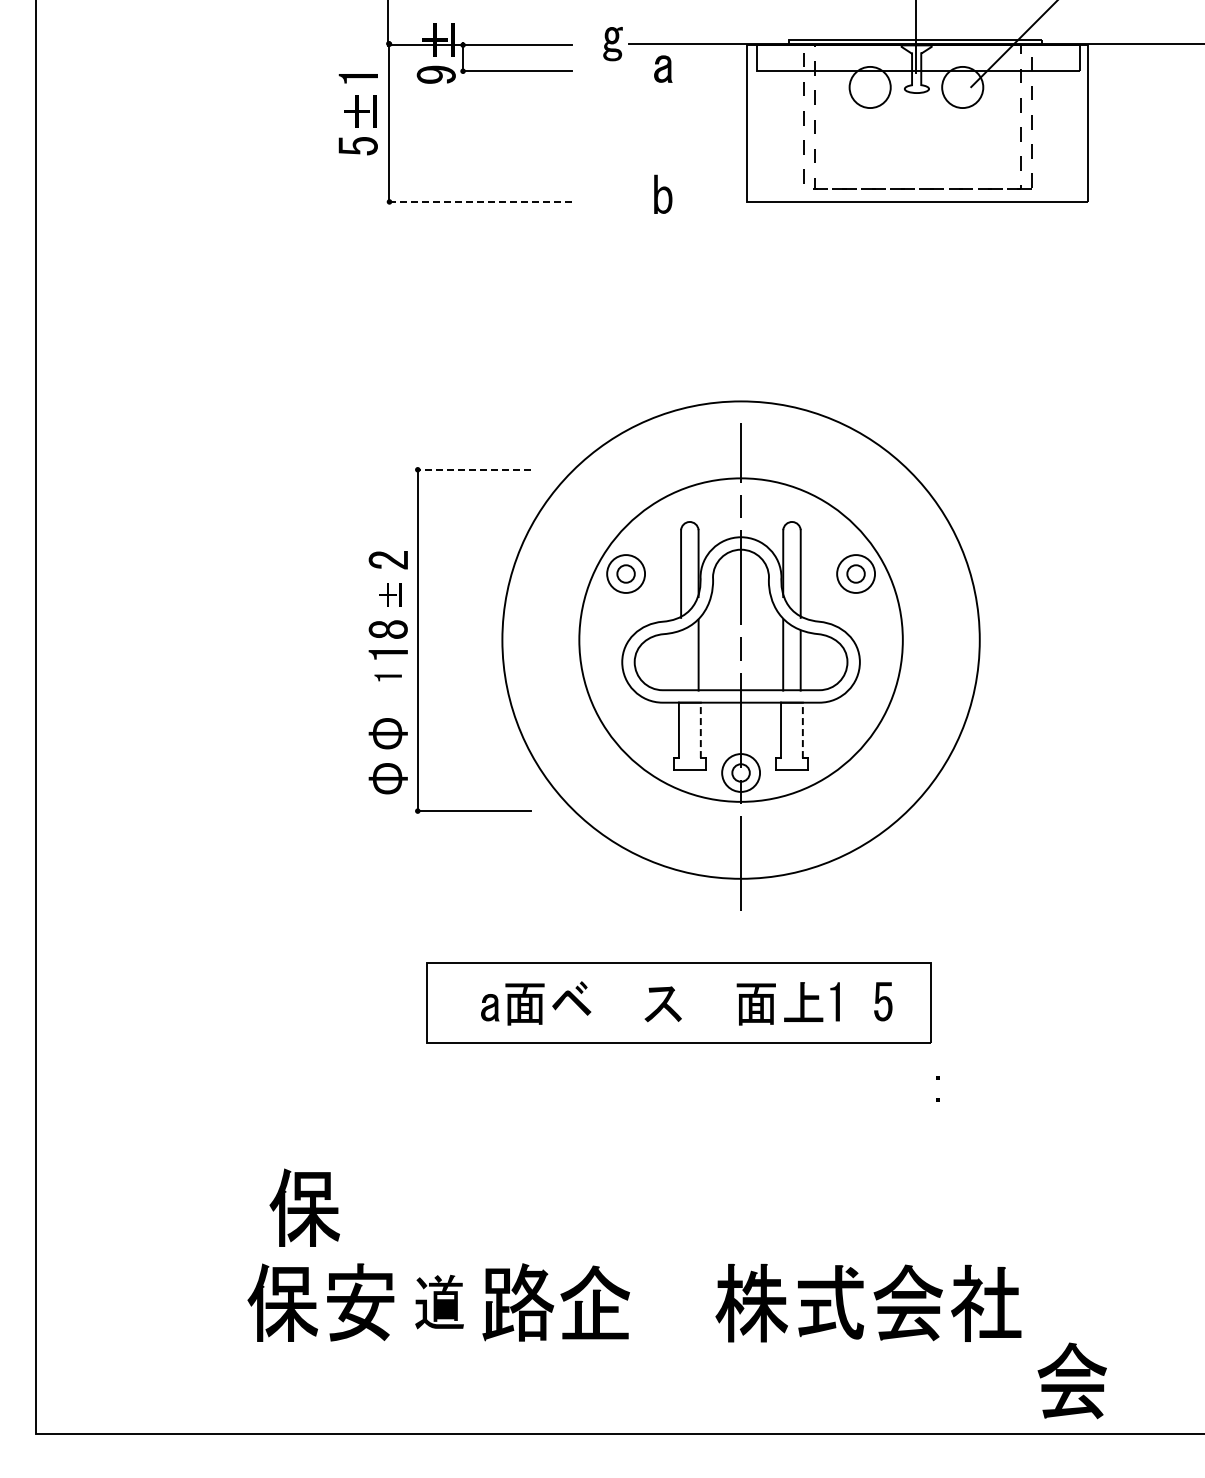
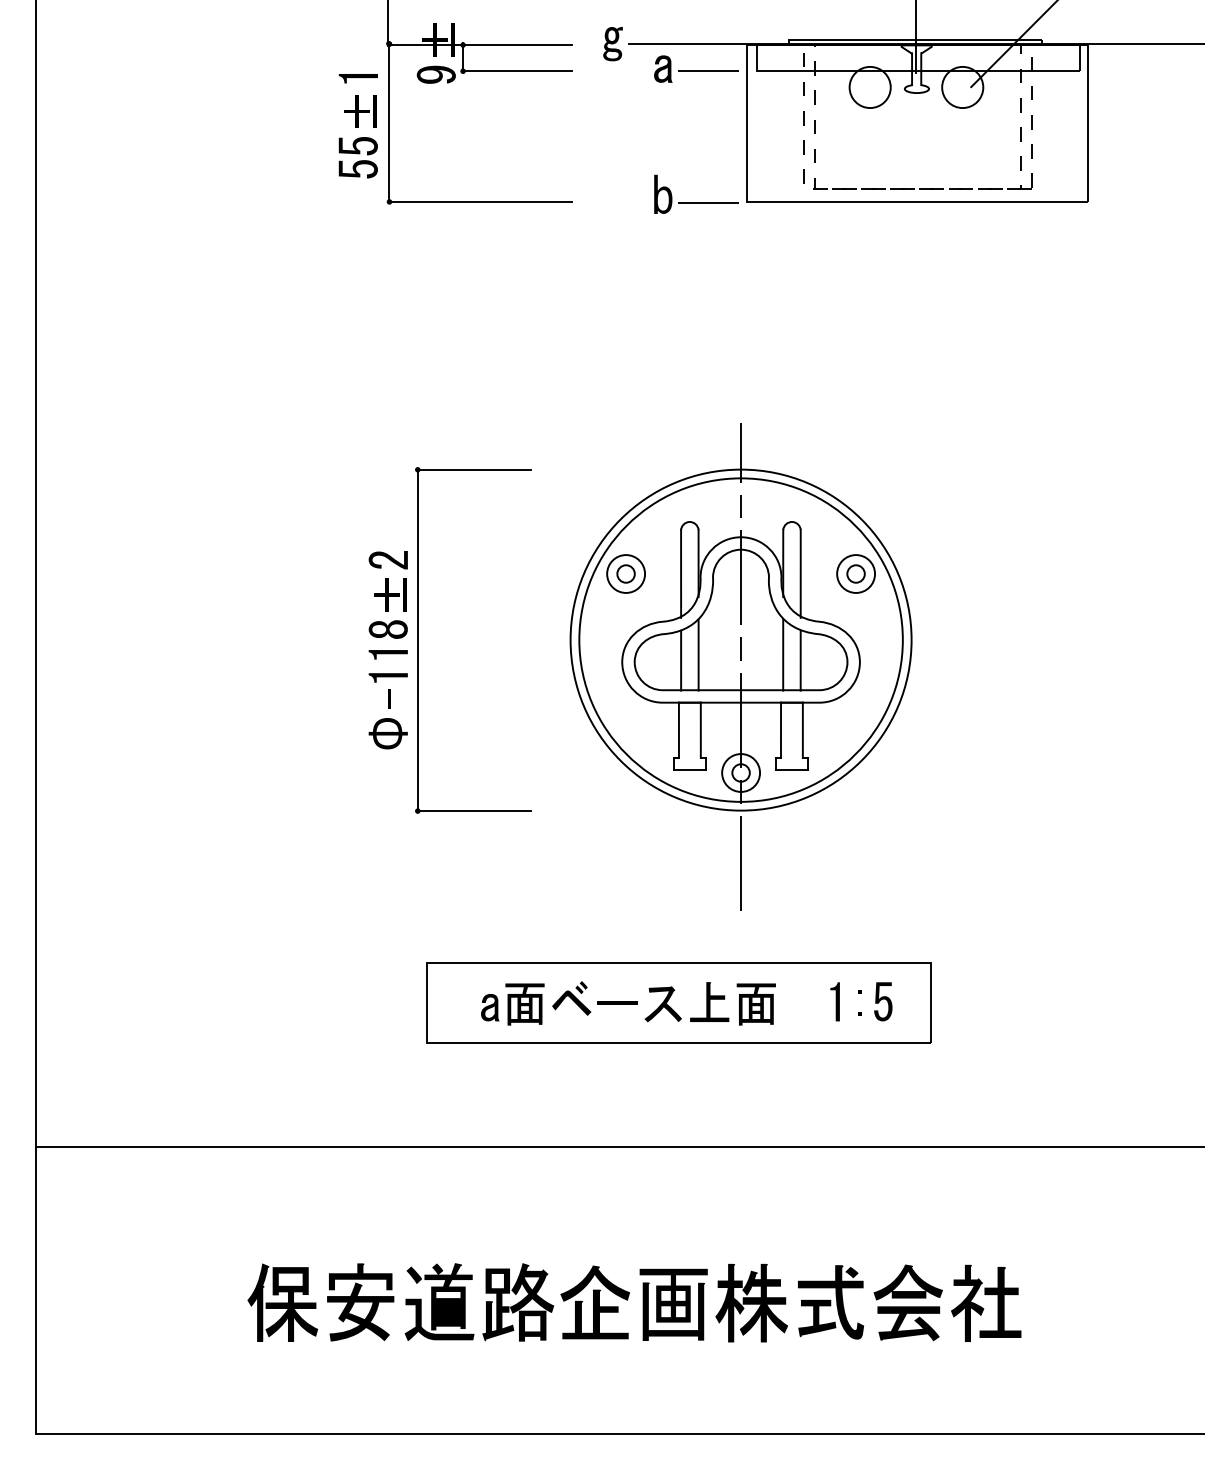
line: none -> present (708, 71)
fill: none -> present (357, 169)
line: dashed -> solid (480, 202)
line: none -> present (708, 202)
line: dashed -> solid (473, 469)
part size: 23x24 px -> 33x34 px (390, 594)
circle diameter: 477 px -> 341 px (740, 639)
line: none -> present (681, 660)
part size: 28x8 px -> 40x10 px (387, 677)
fill: none -> present (389, 698)
line: dashed -> solid (700, 730)
line: dashed -> solid (802, 730)
part: present -> none (387, 778)
part position: (803, 1001) -> (709, 1001) (709, 1001)
fill: none -> present (617, 1002)
part position: (937, 1079) -> (859, 993) (859, 993)
line: none -> present (618, 1147)
part: present -> none (304, 1207)
part size: 49x56 px -> 71x78 px (439, 1301)
part: none -> present (673, 1304)
part: present -> none (1071, 1380)
